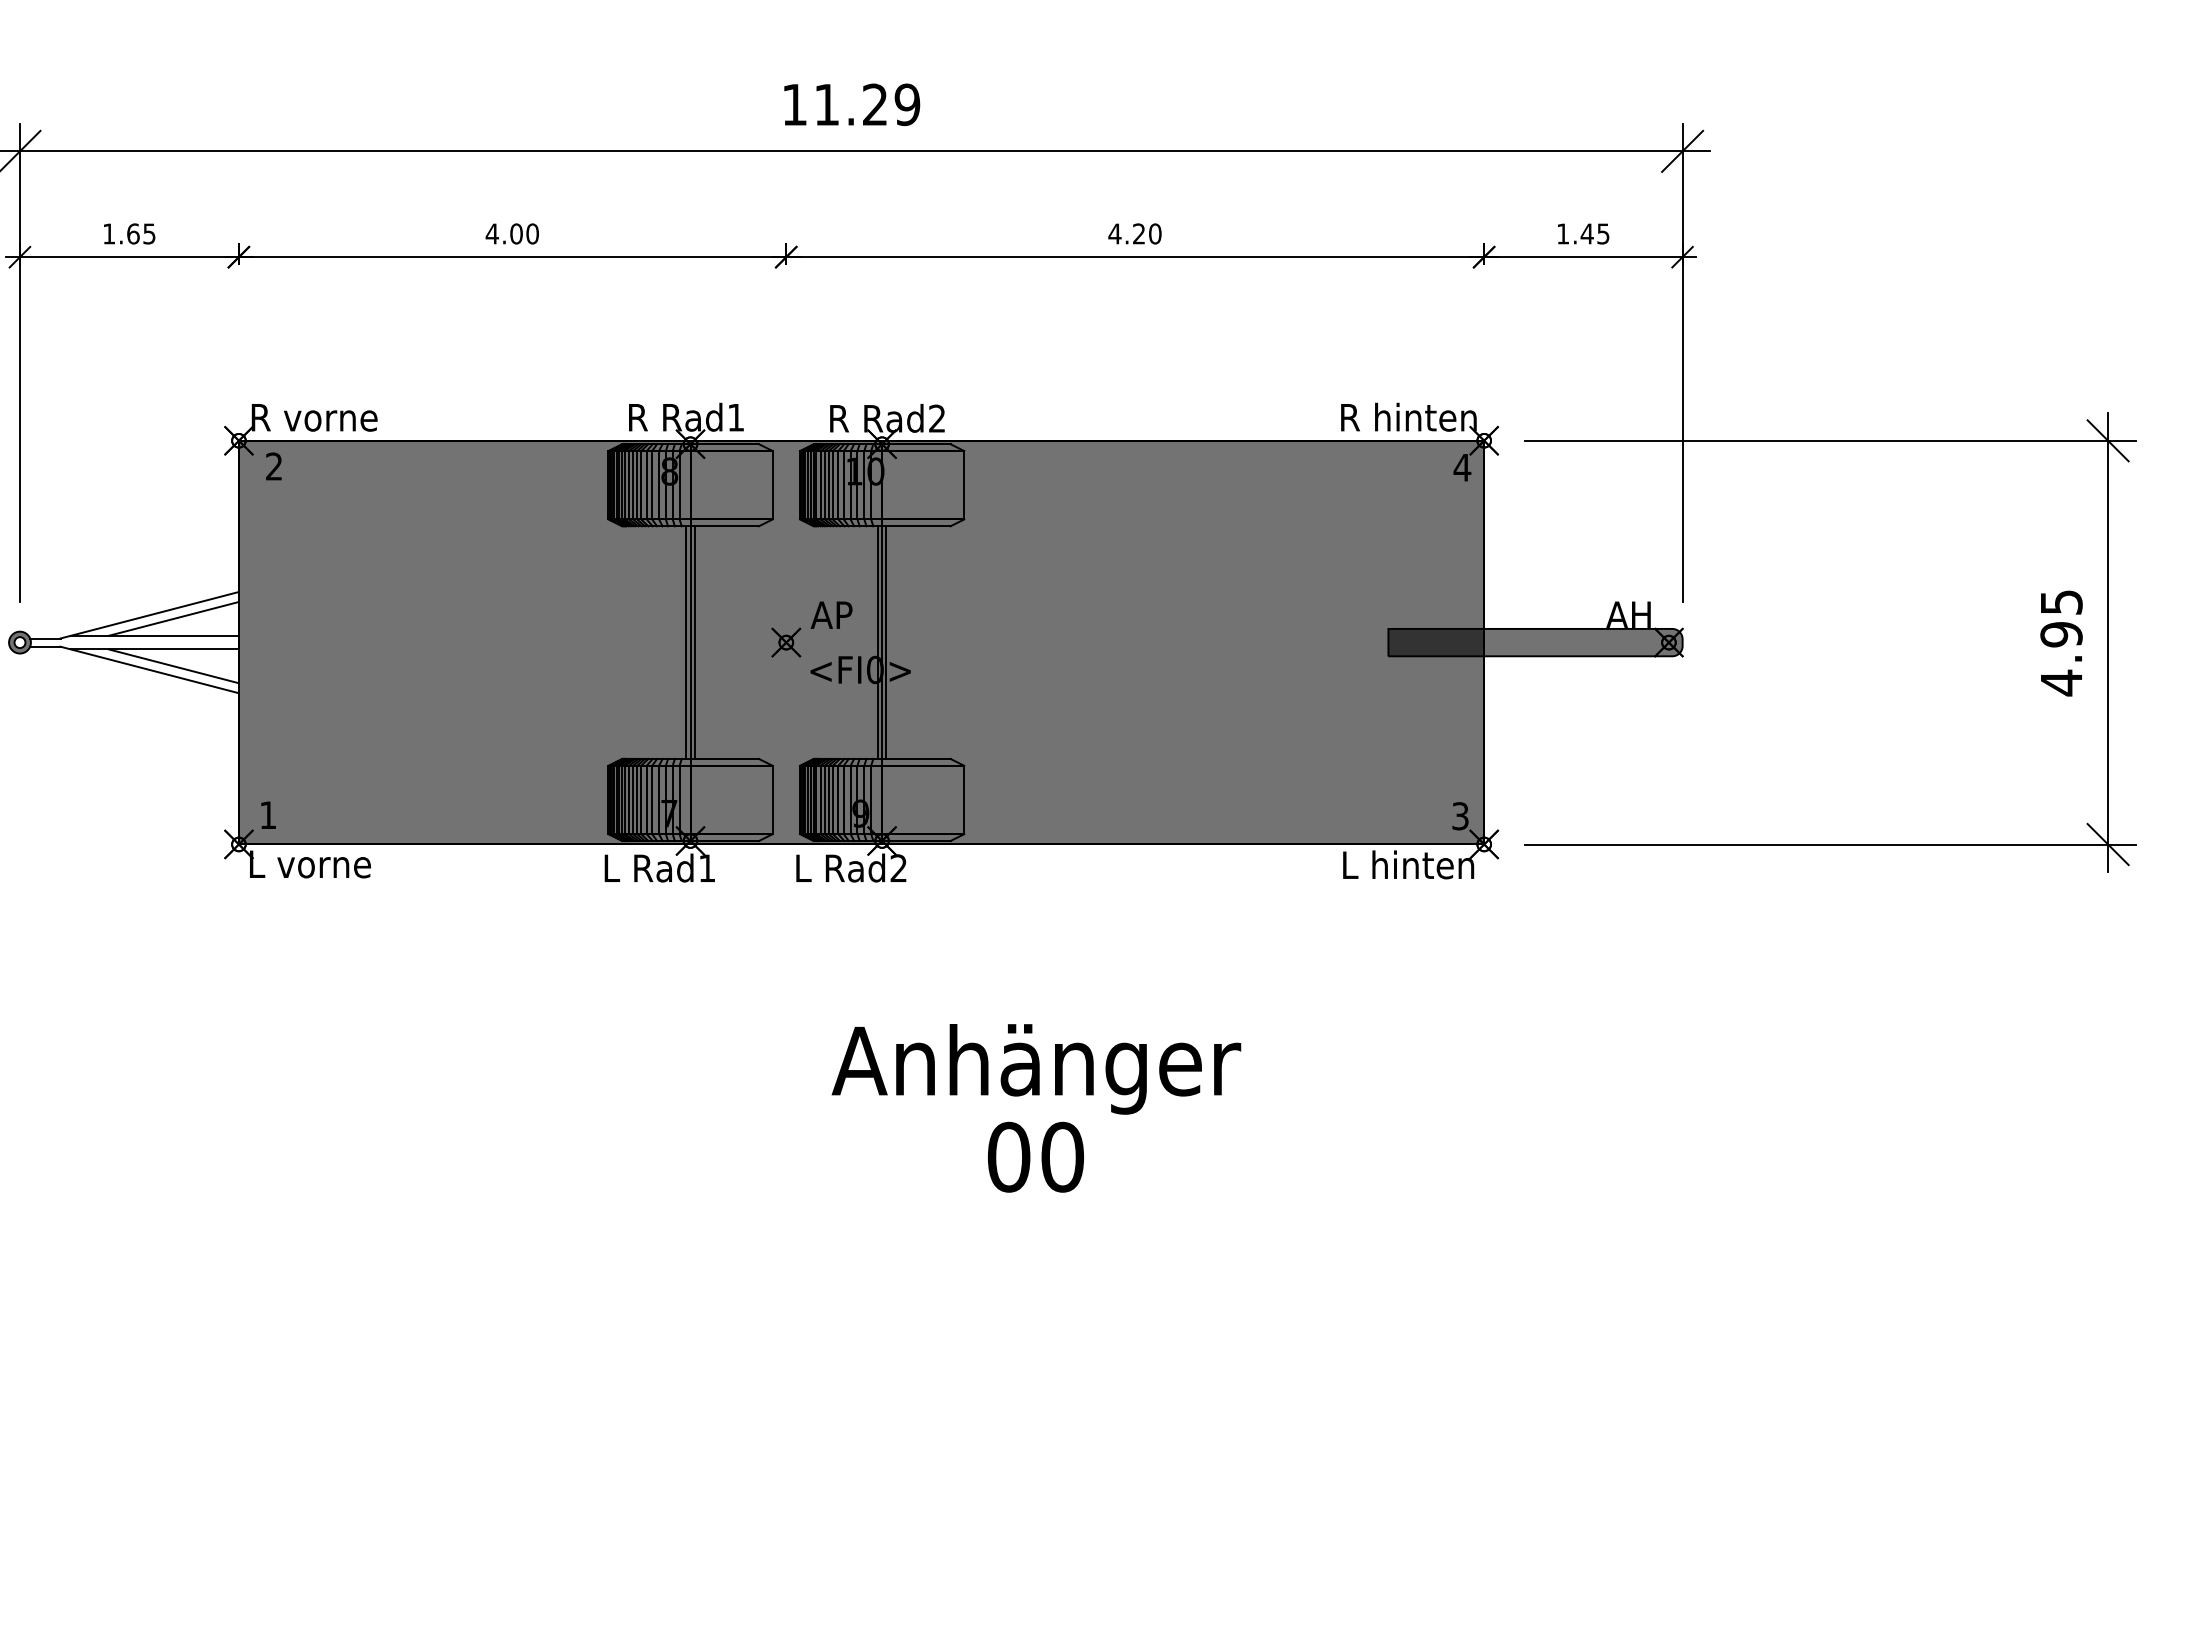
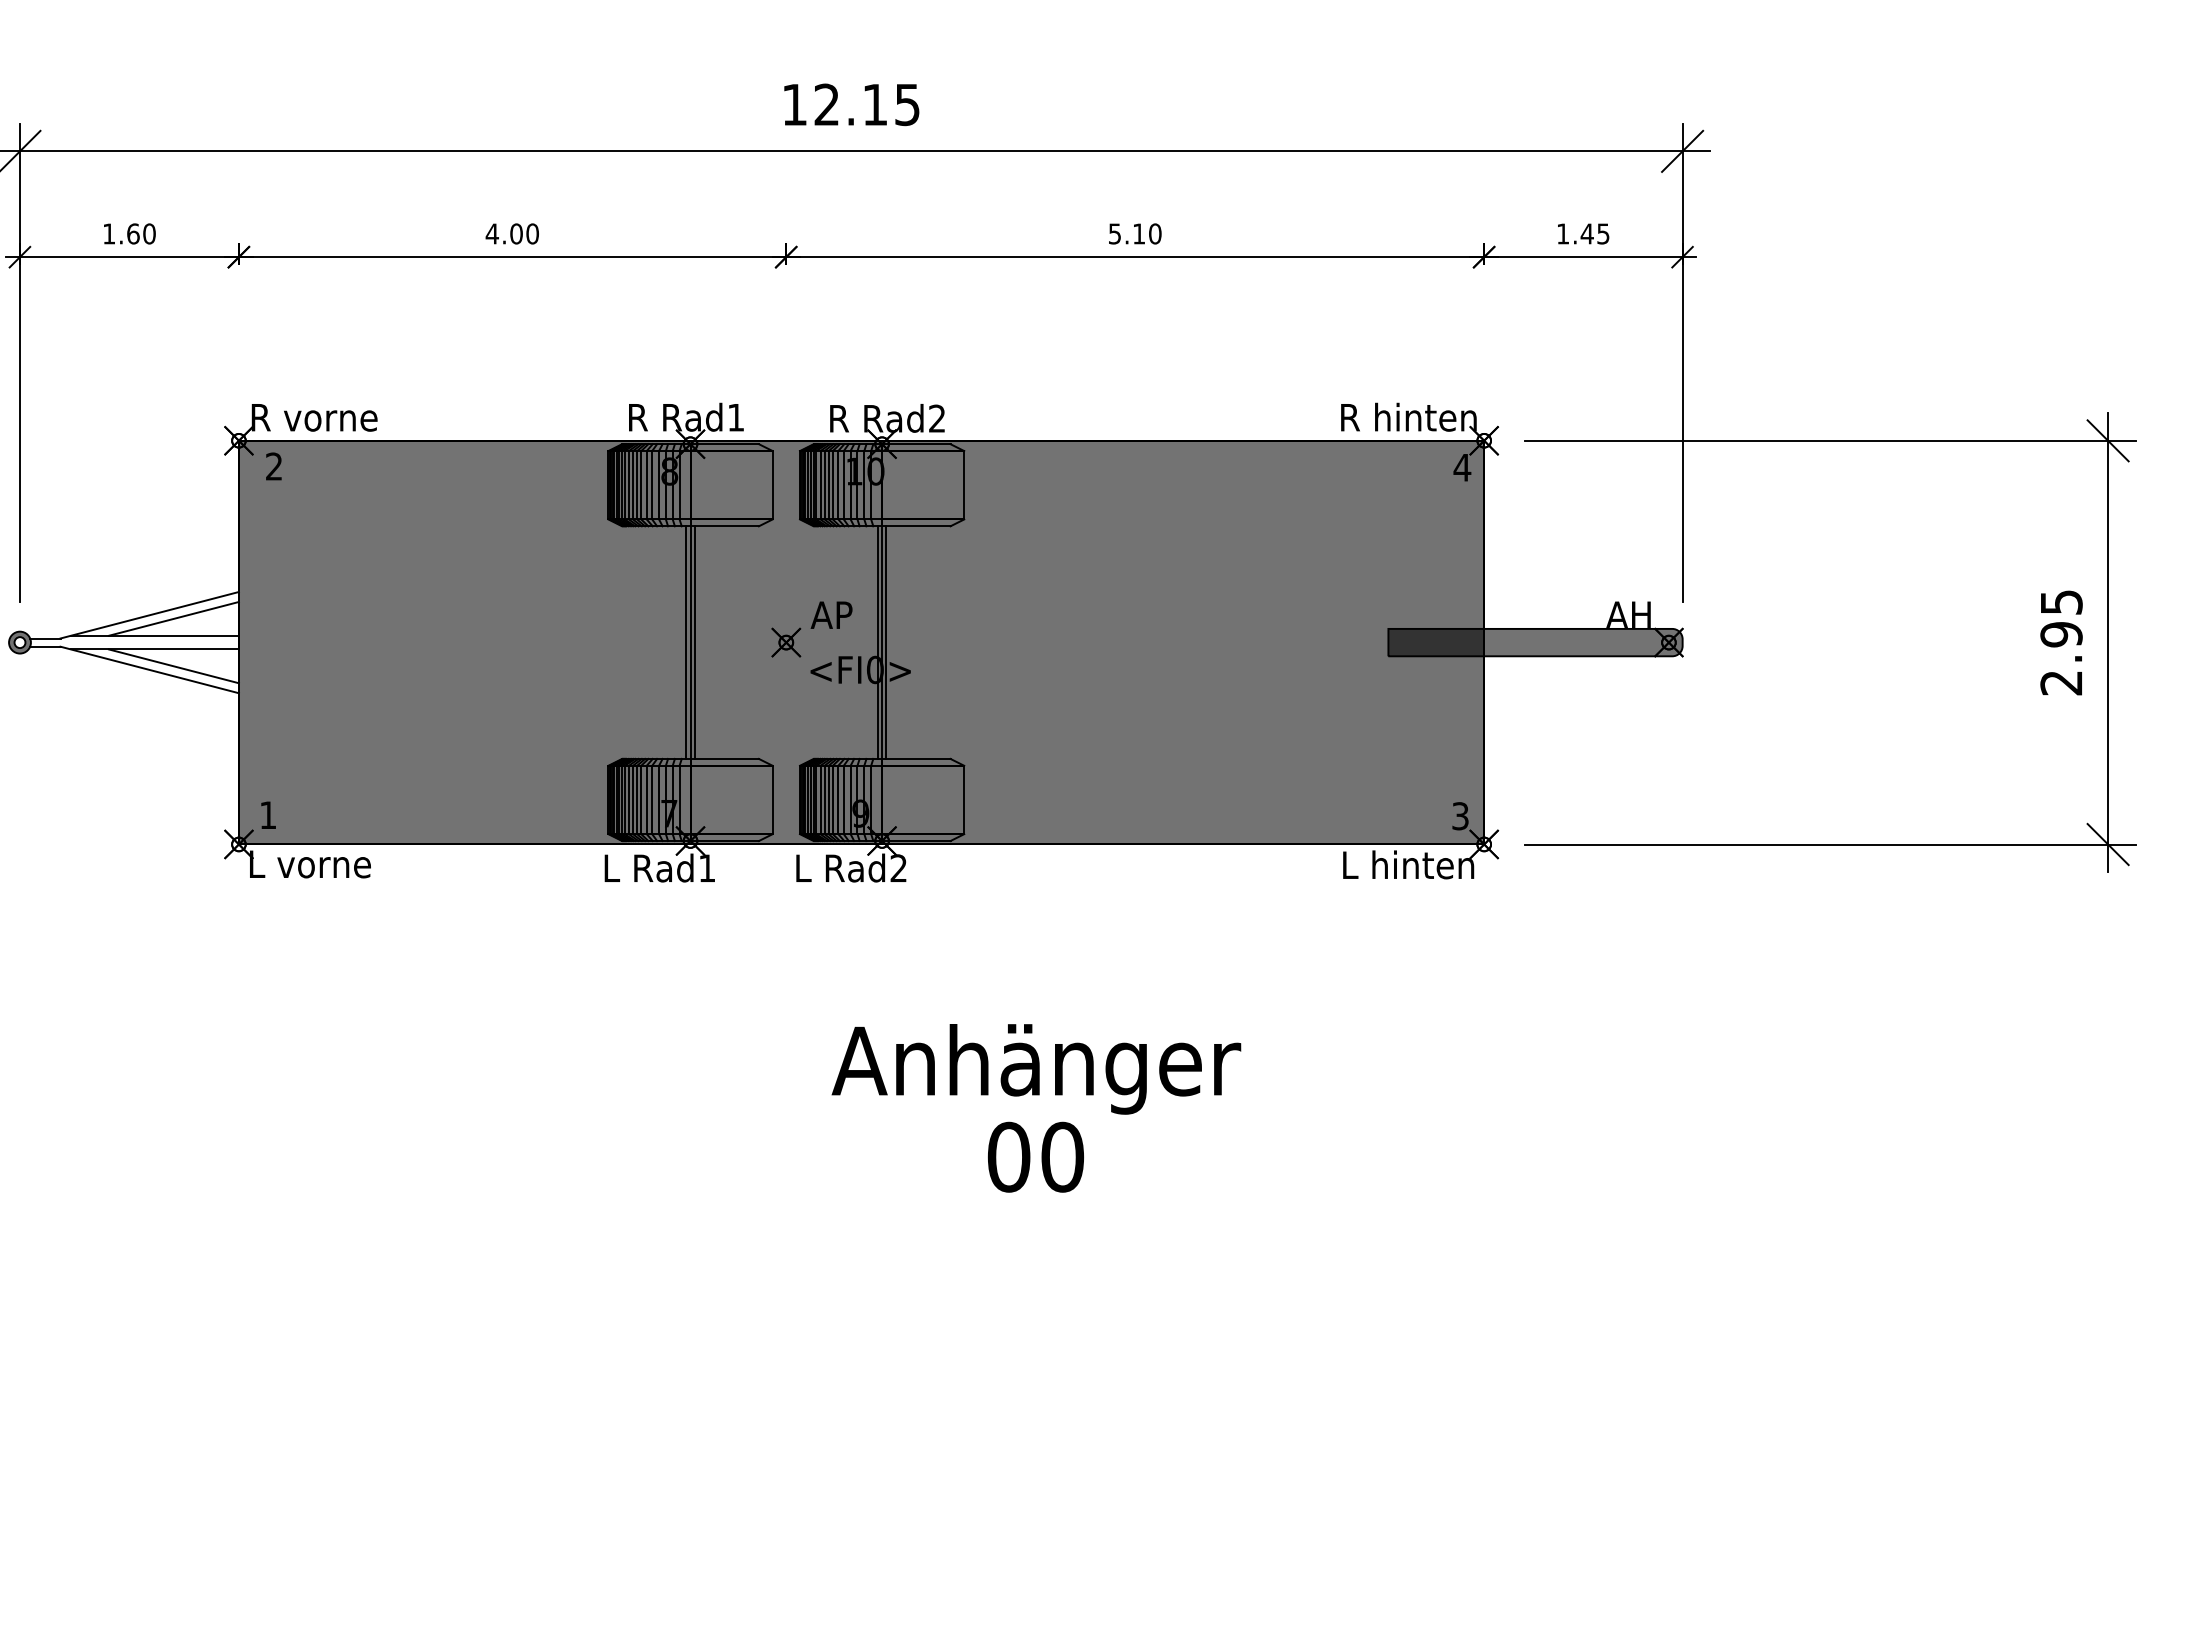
text: 11.29 -> 12.15 (867, 104)
text: 1.65 -> 1.60 (149, 233)
text: 4.20 -> 5.10 (1126, 233)
text: 4.95 -> 2.95 (2060, 682)
